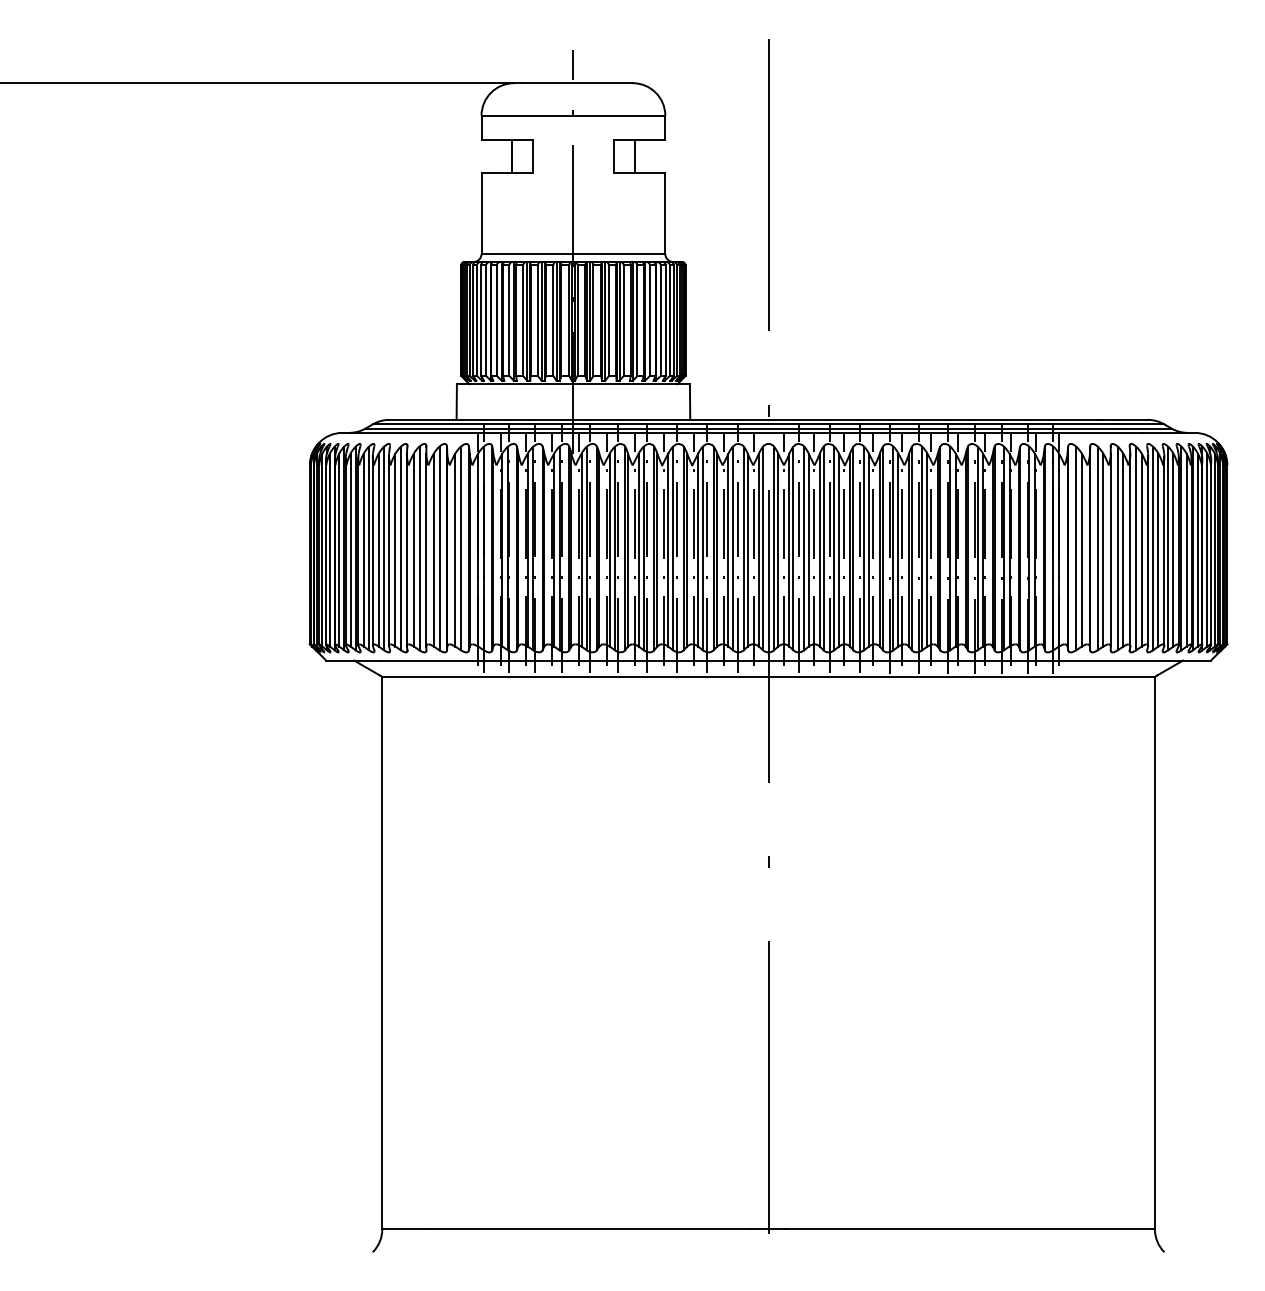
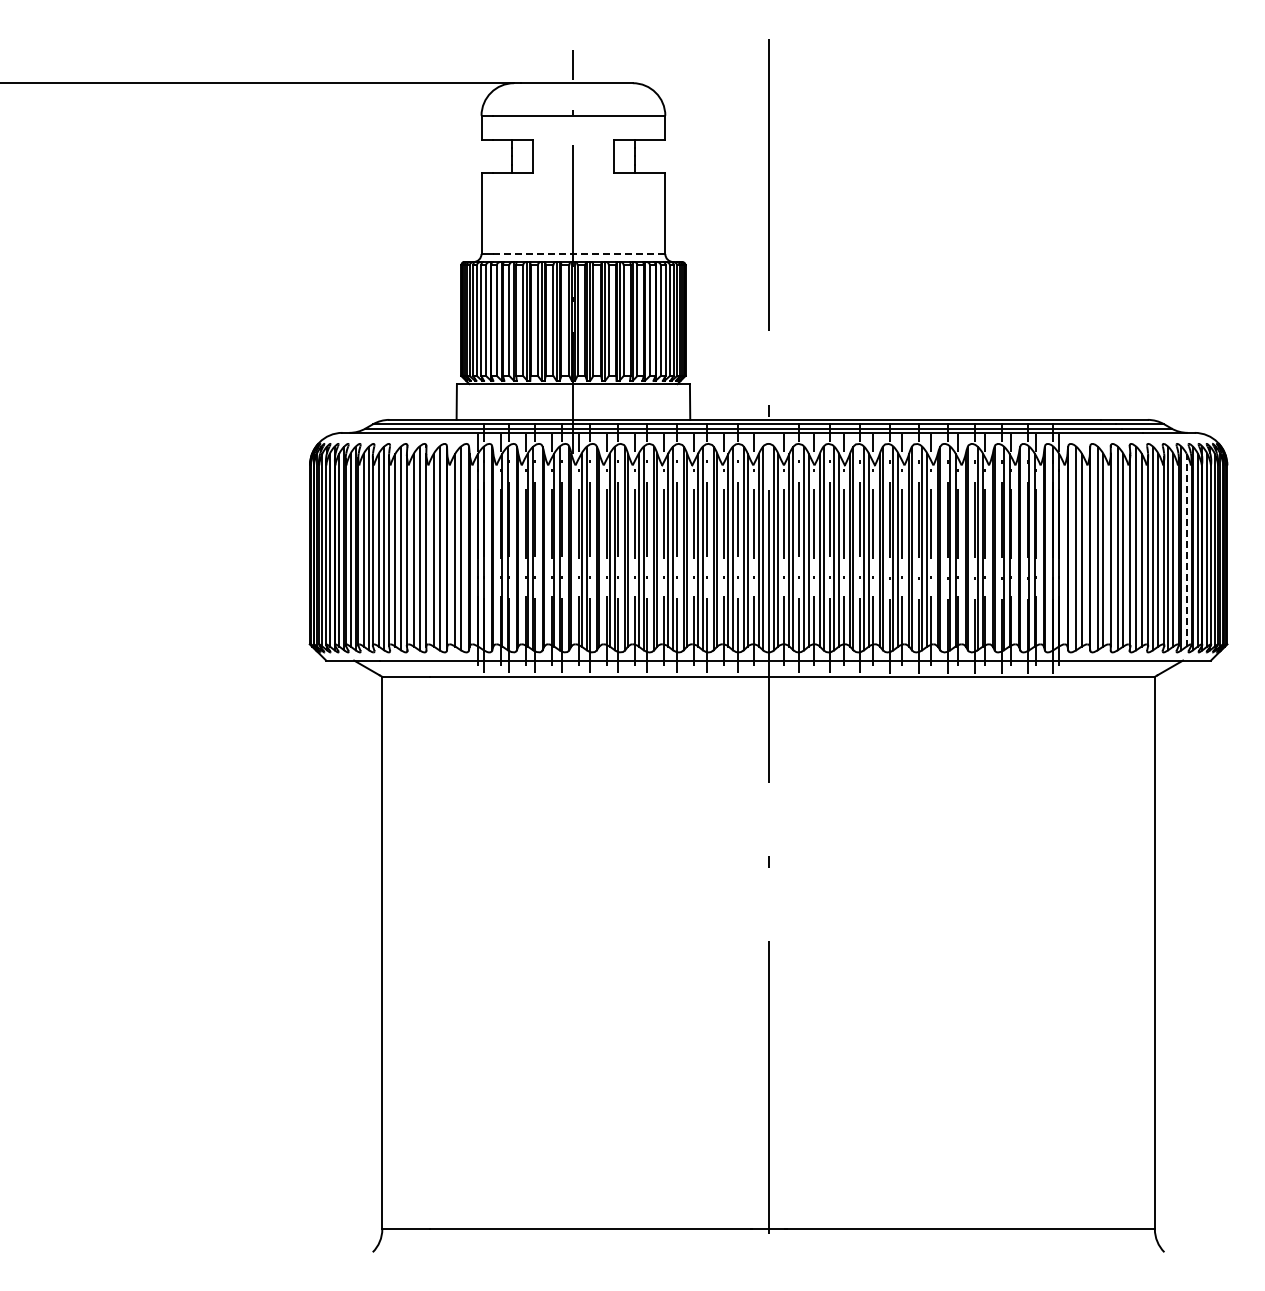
line: solid -> dashed (578, 253)
line: solid -> dashed (1186, 549)
